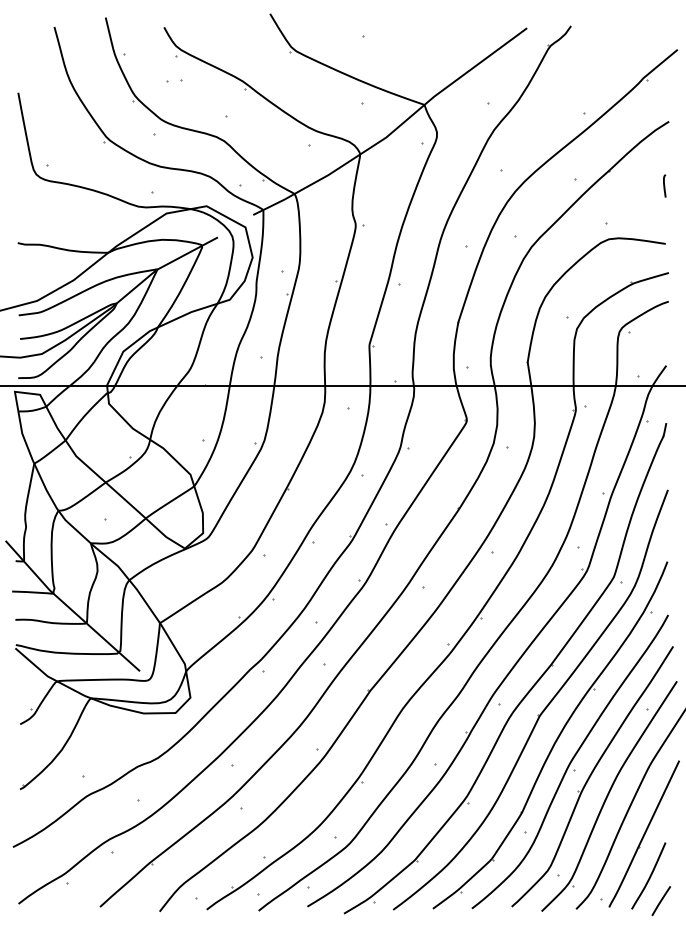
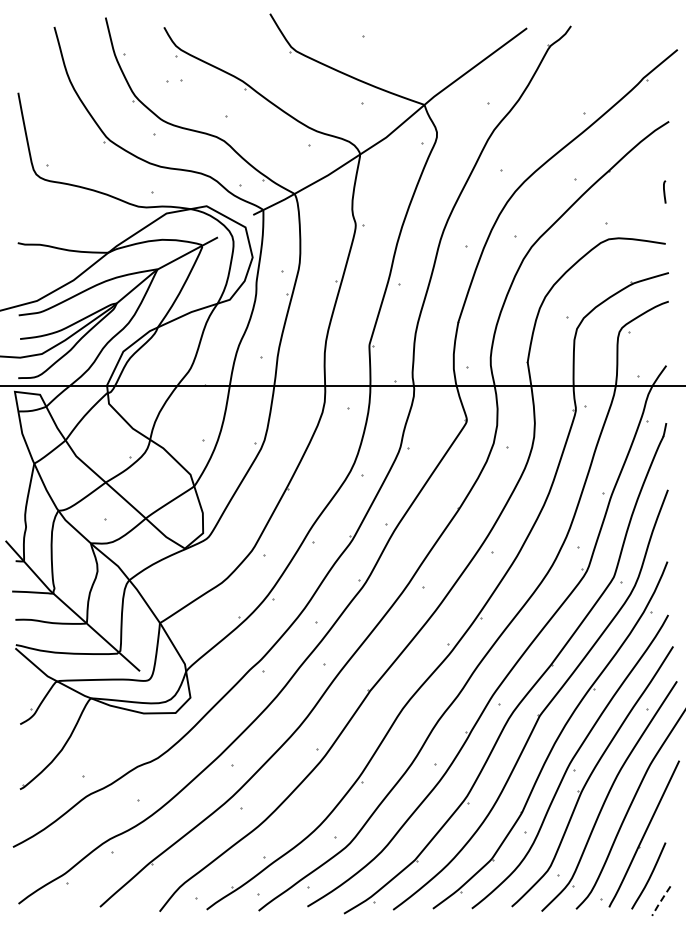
curve position: (664, 185) -> (664, 191) (664, 191)
line: solid -> dashed (661, 900)
